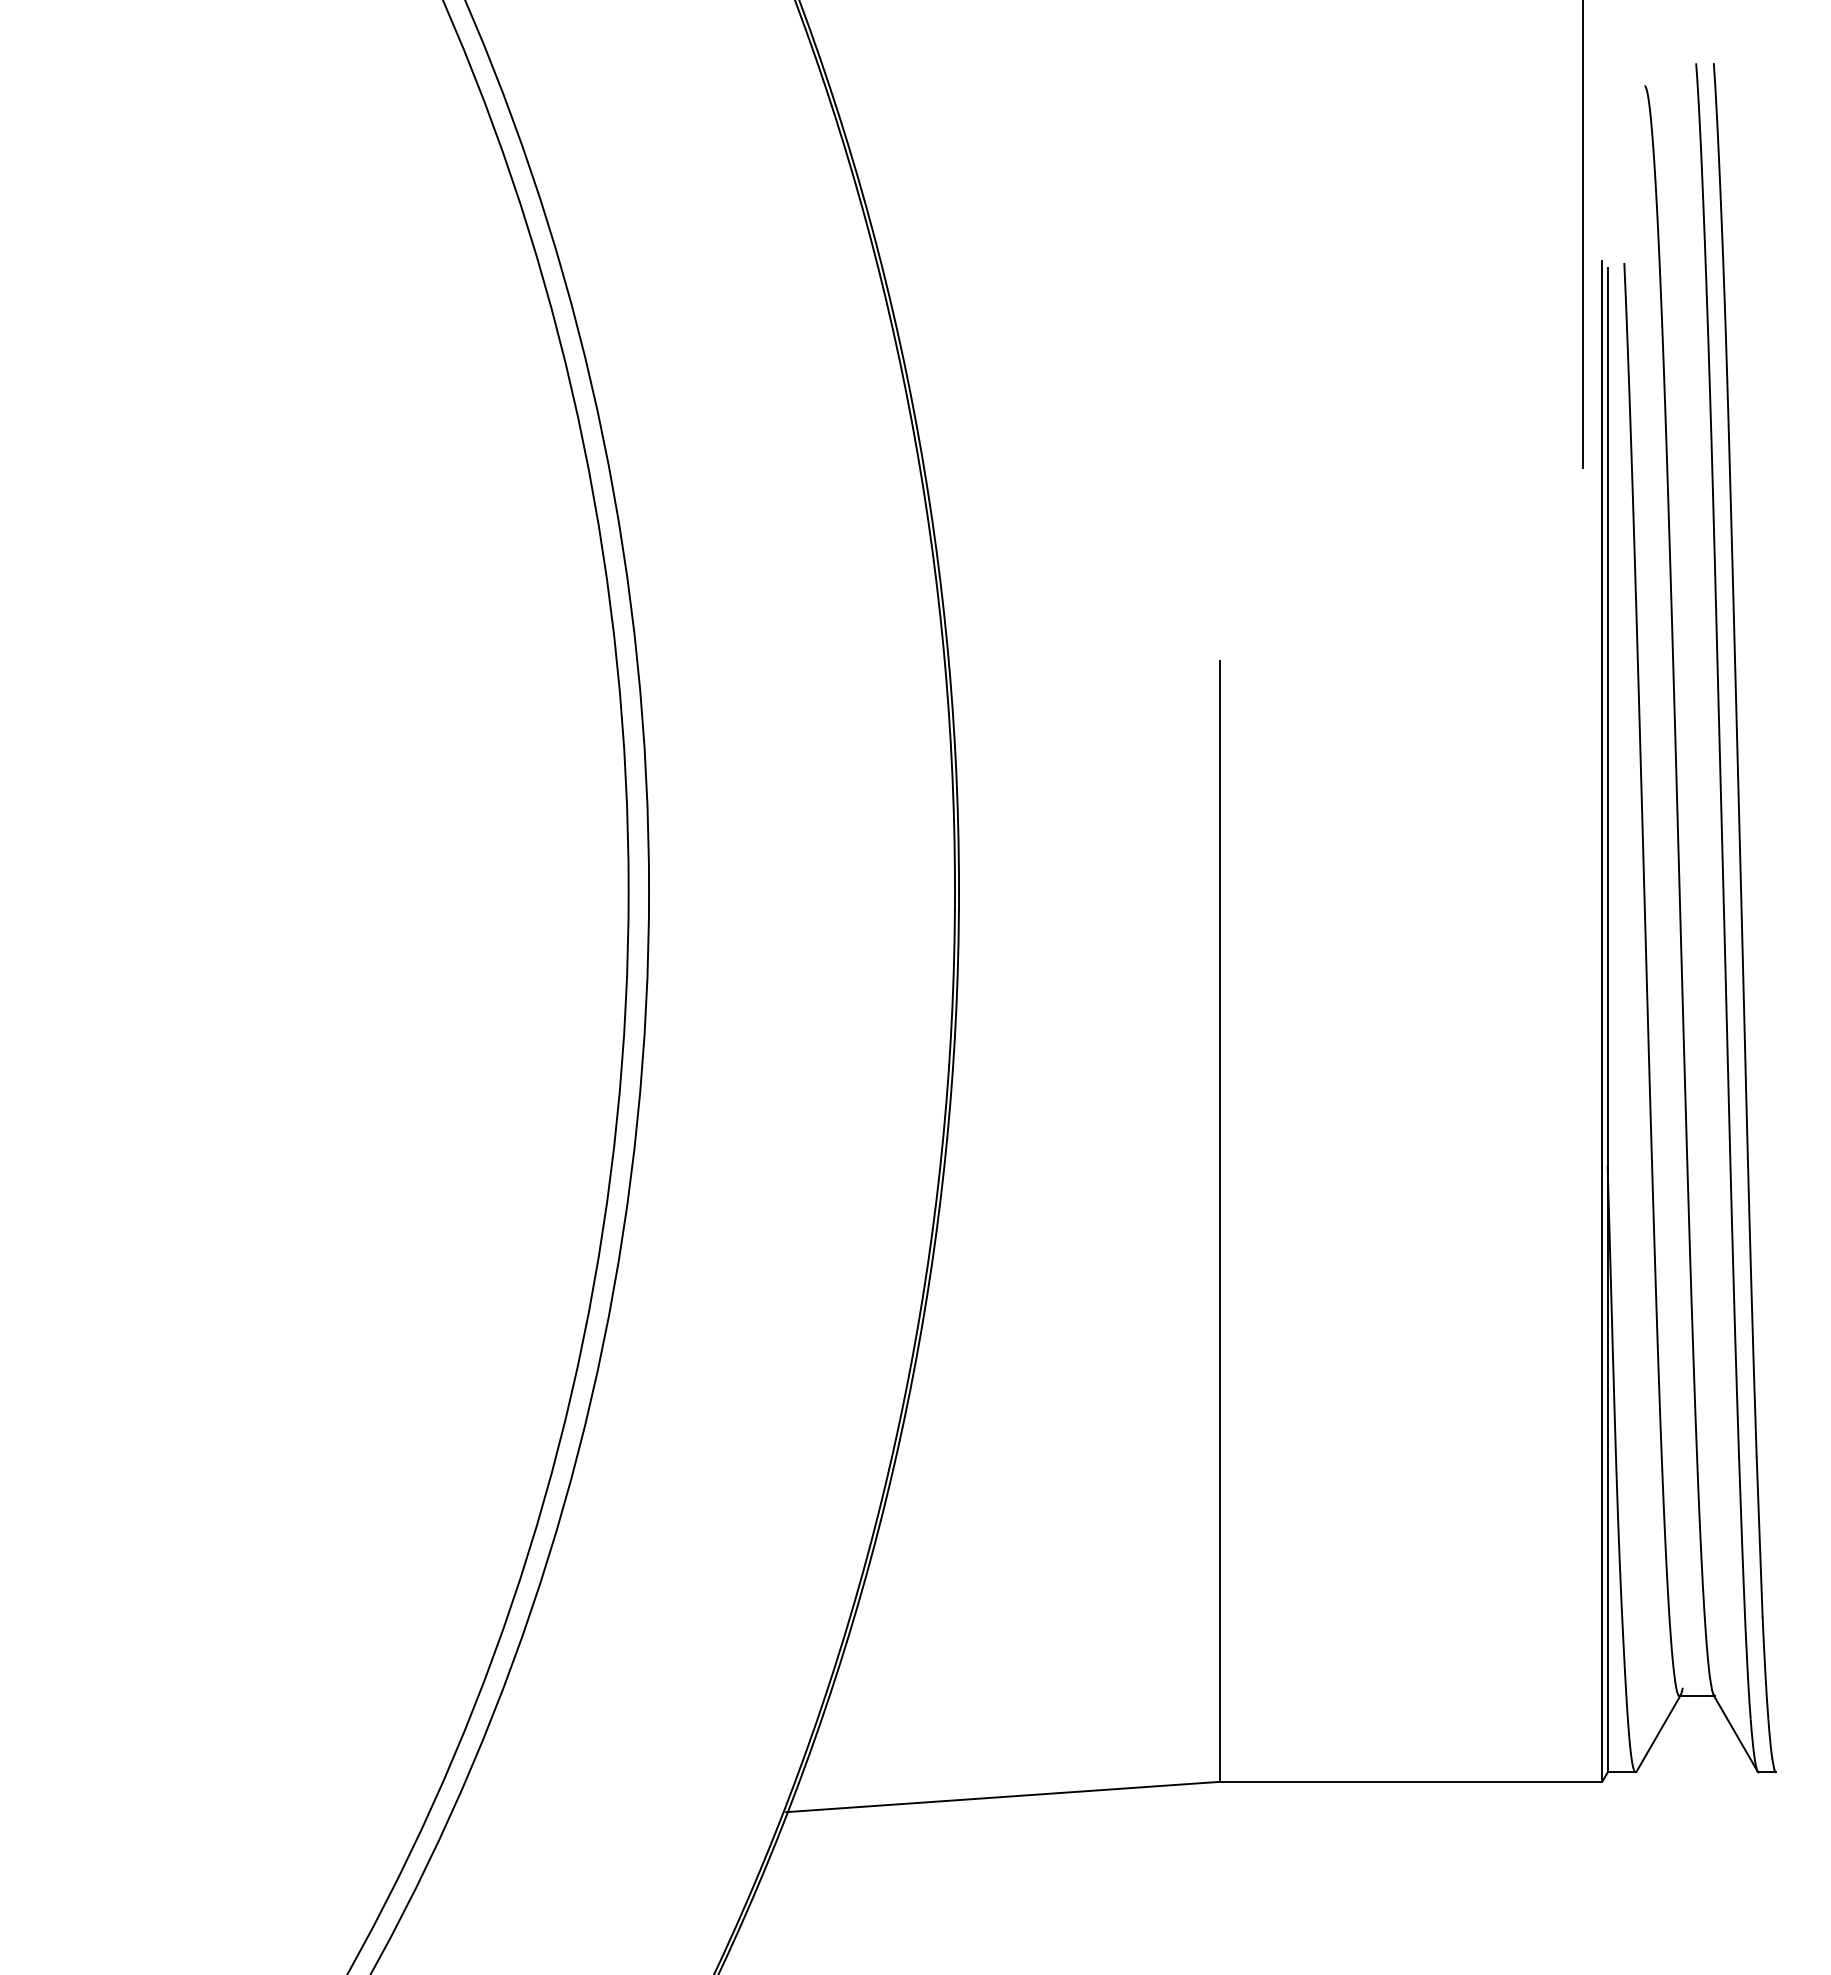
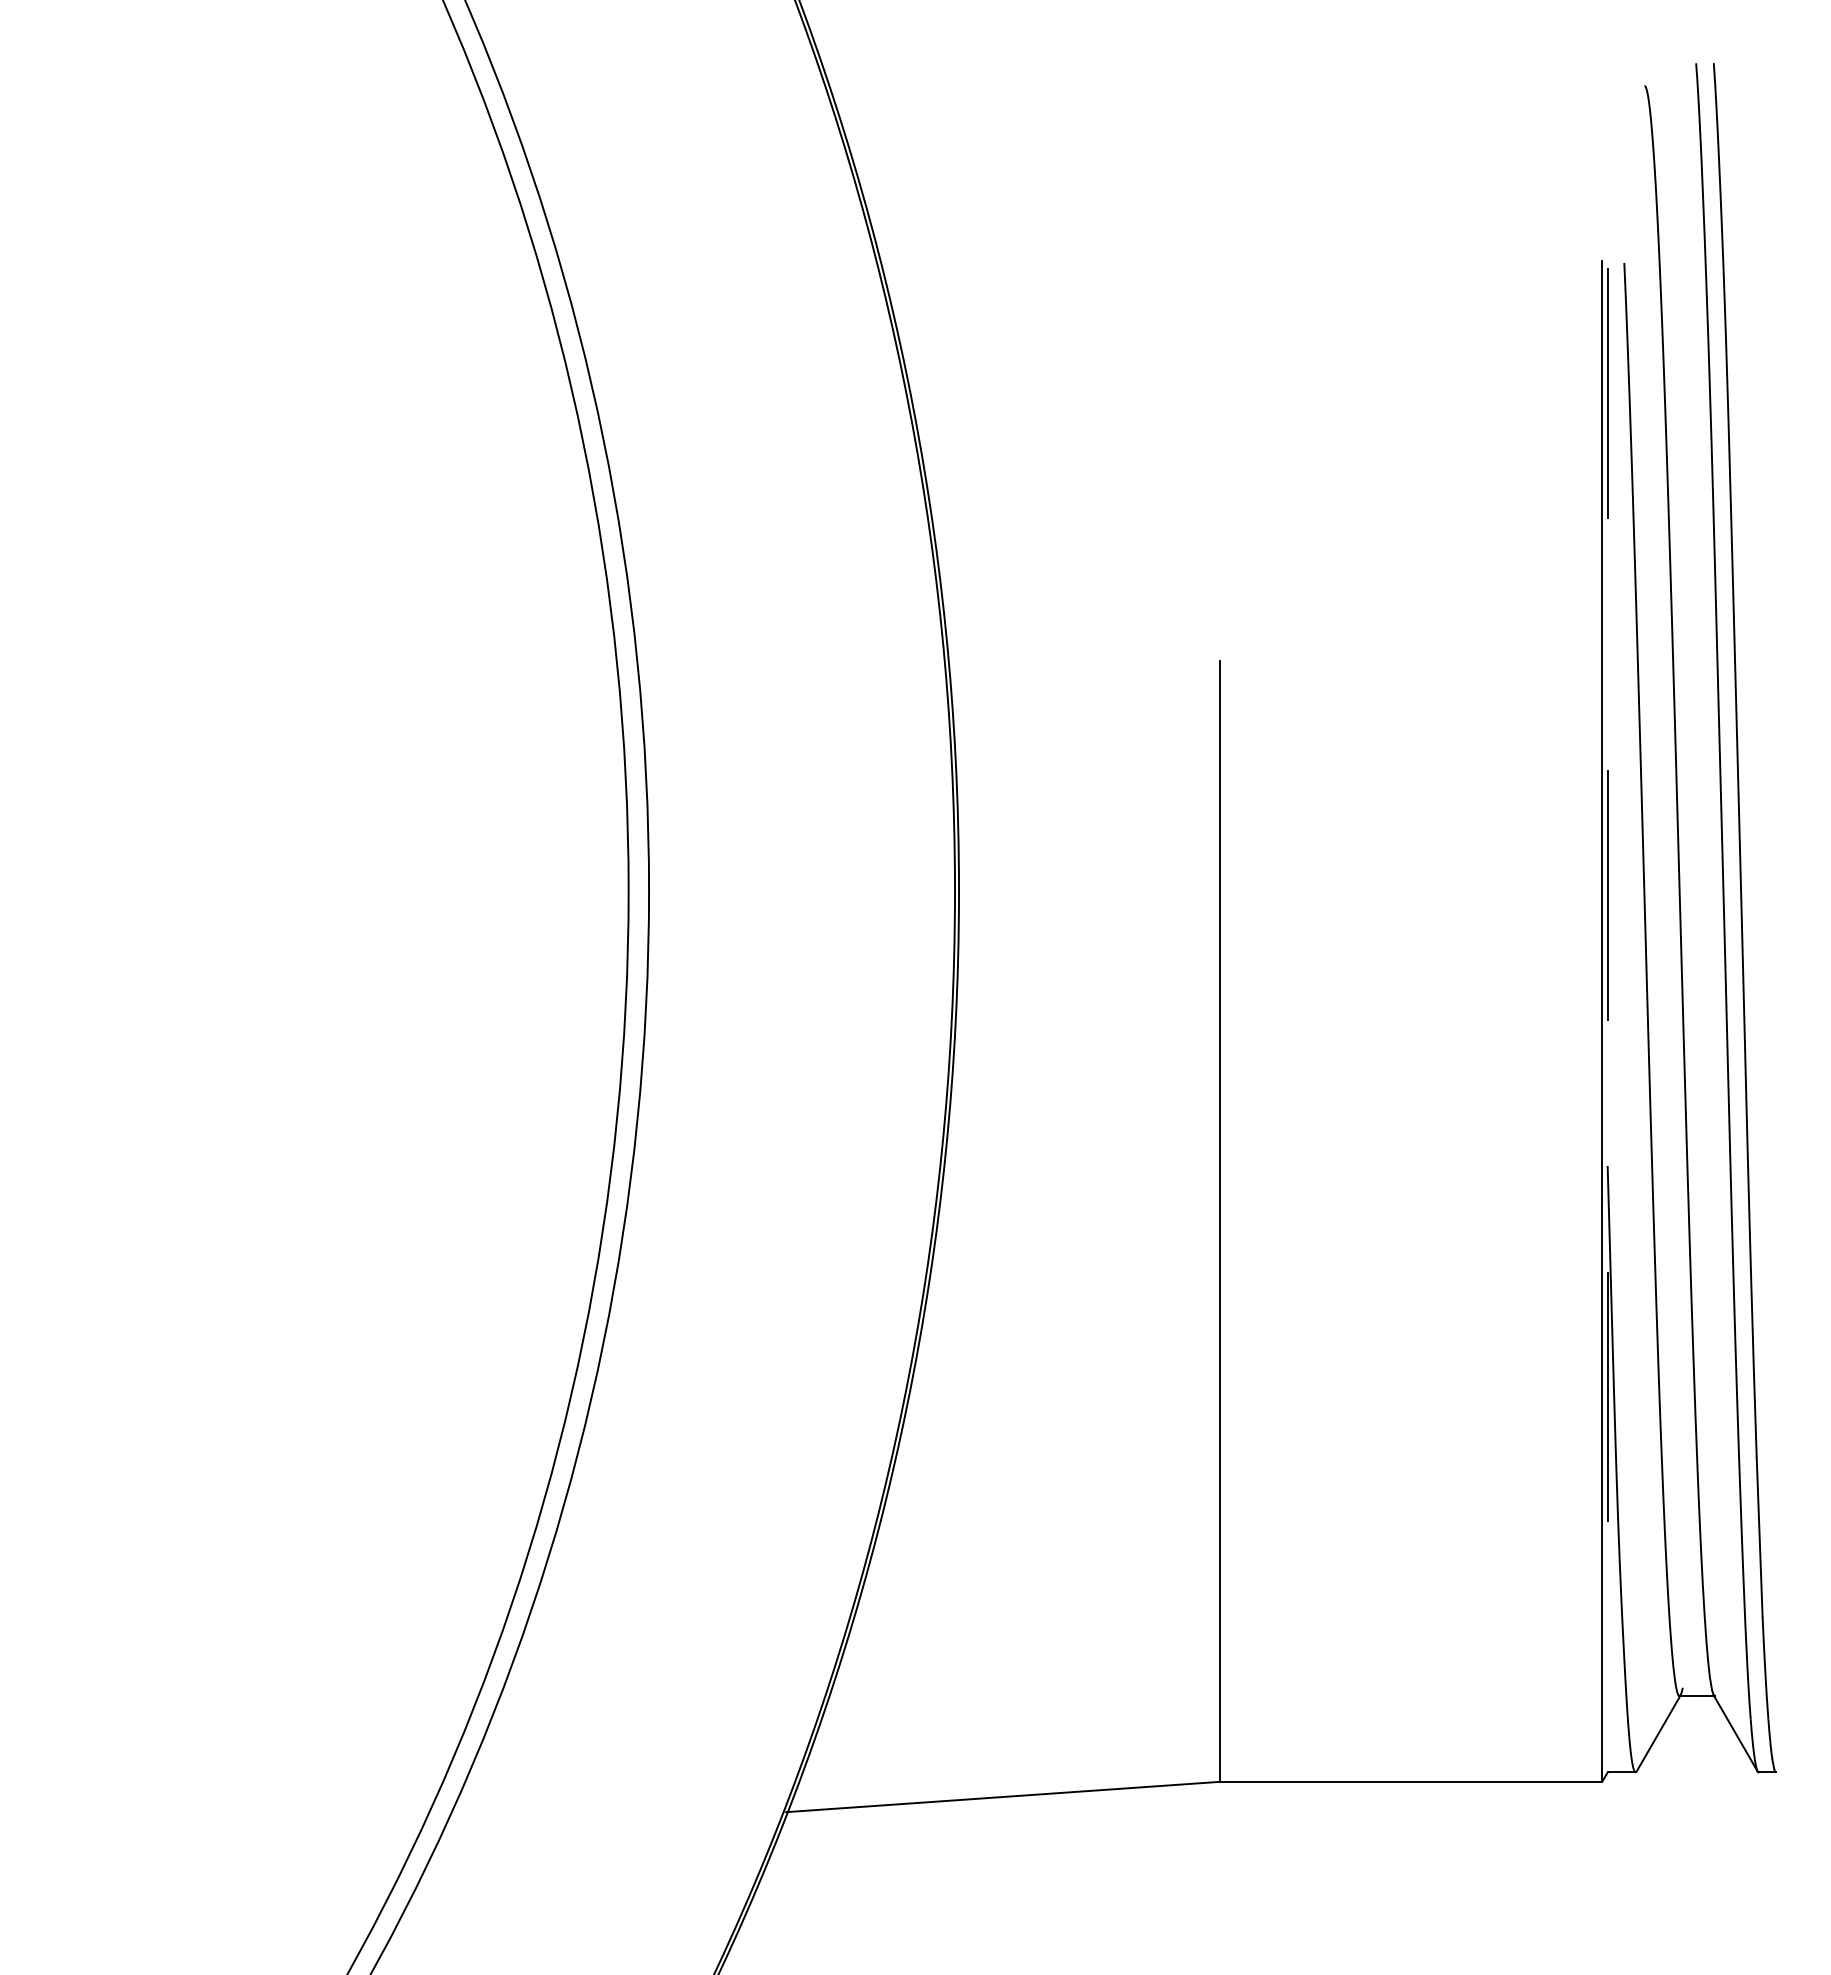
line: present -> none (1582, 235)
line: solid -> dashed (1607, 1020)
